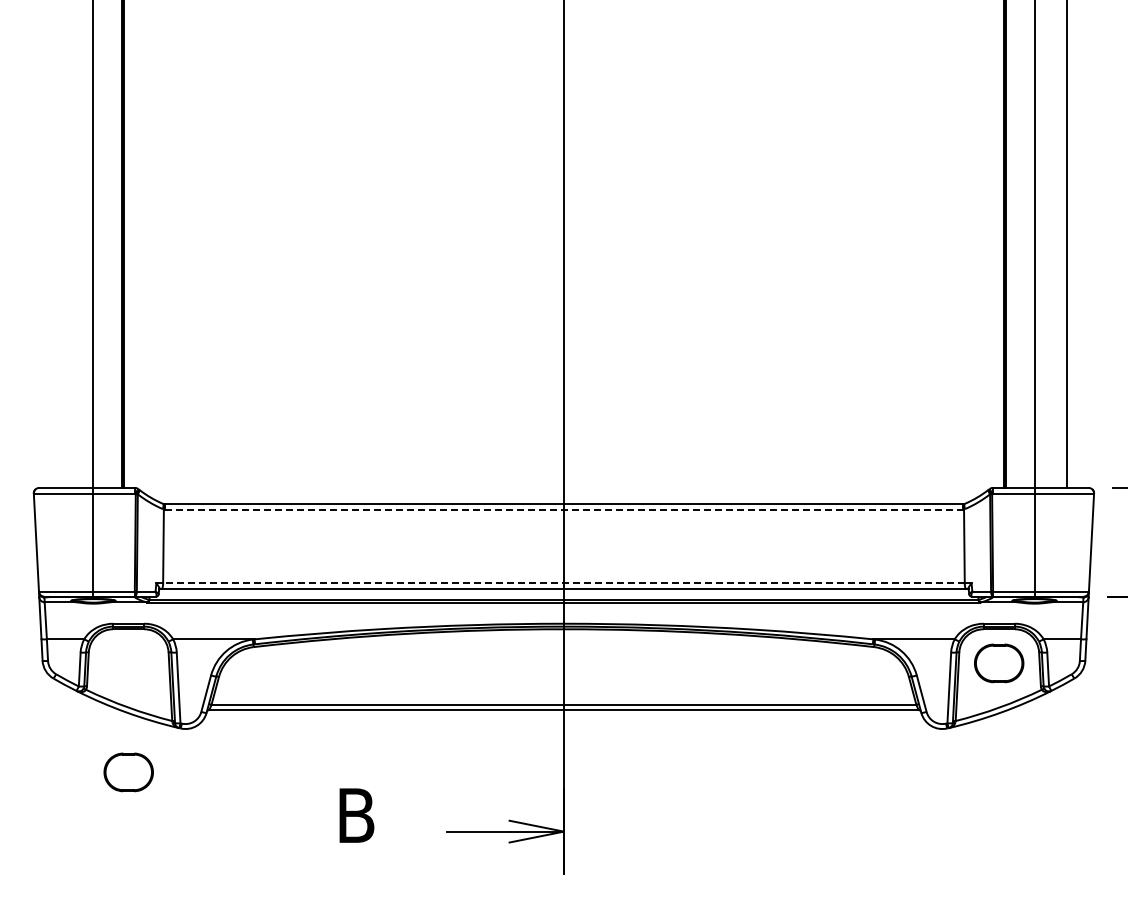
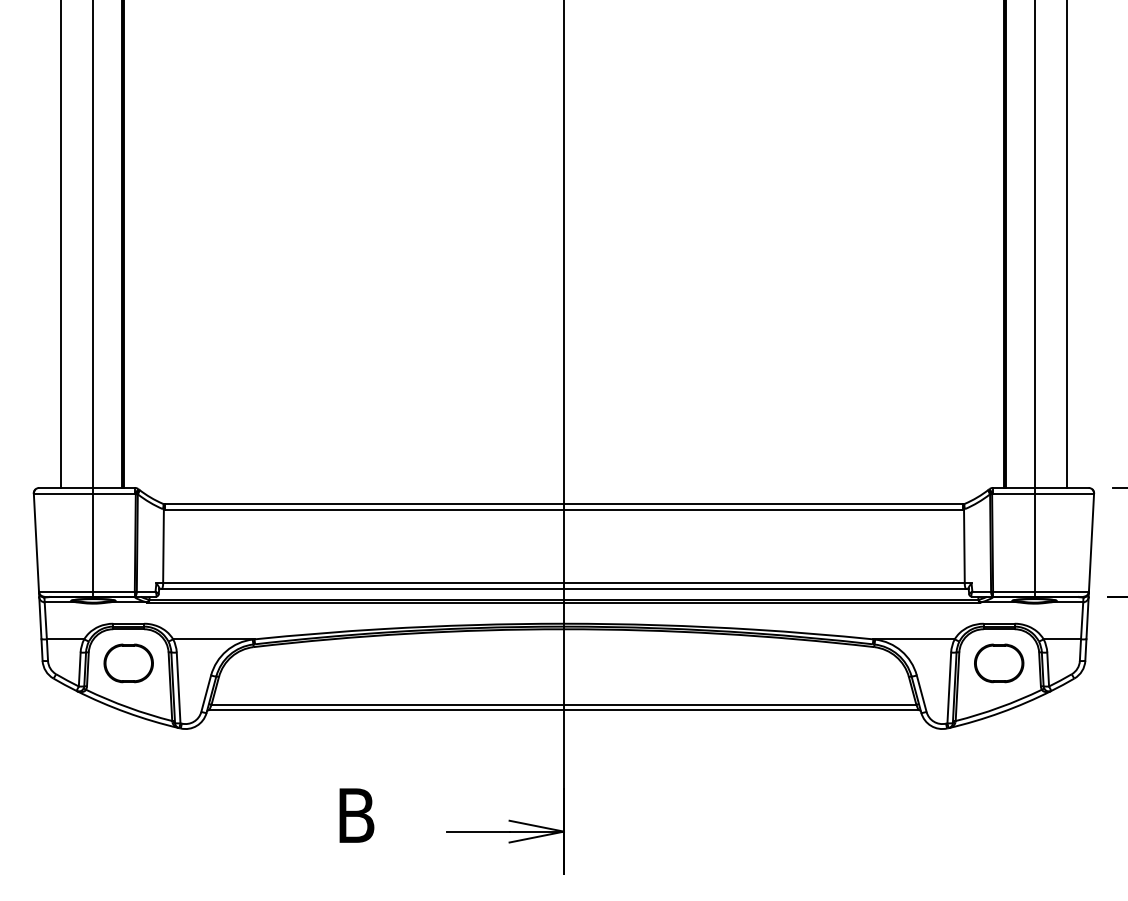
line: none -> present (60, 244)
line: dashed -> solid (563, 509)
line: dashed -> solid (563, 583)
part position: (128, 772) -> (128, 663) (128, 663)
